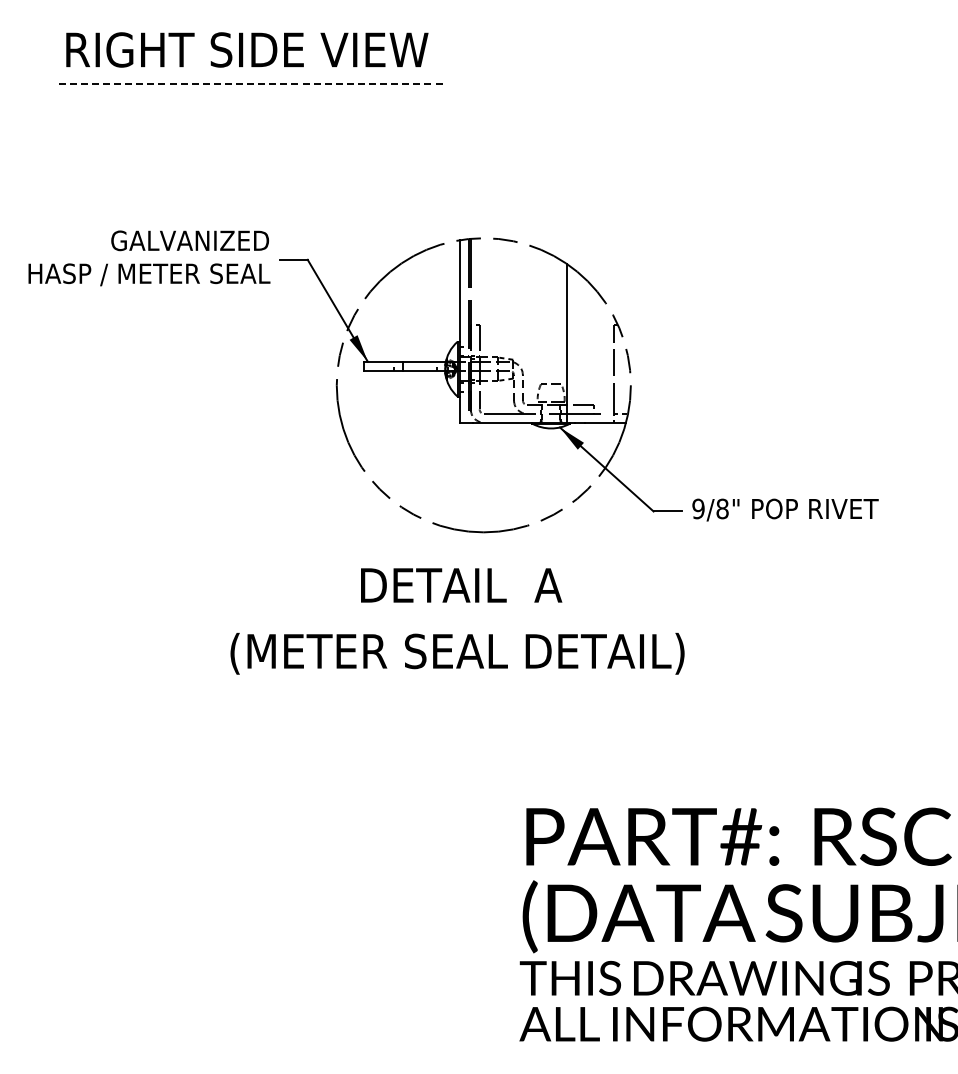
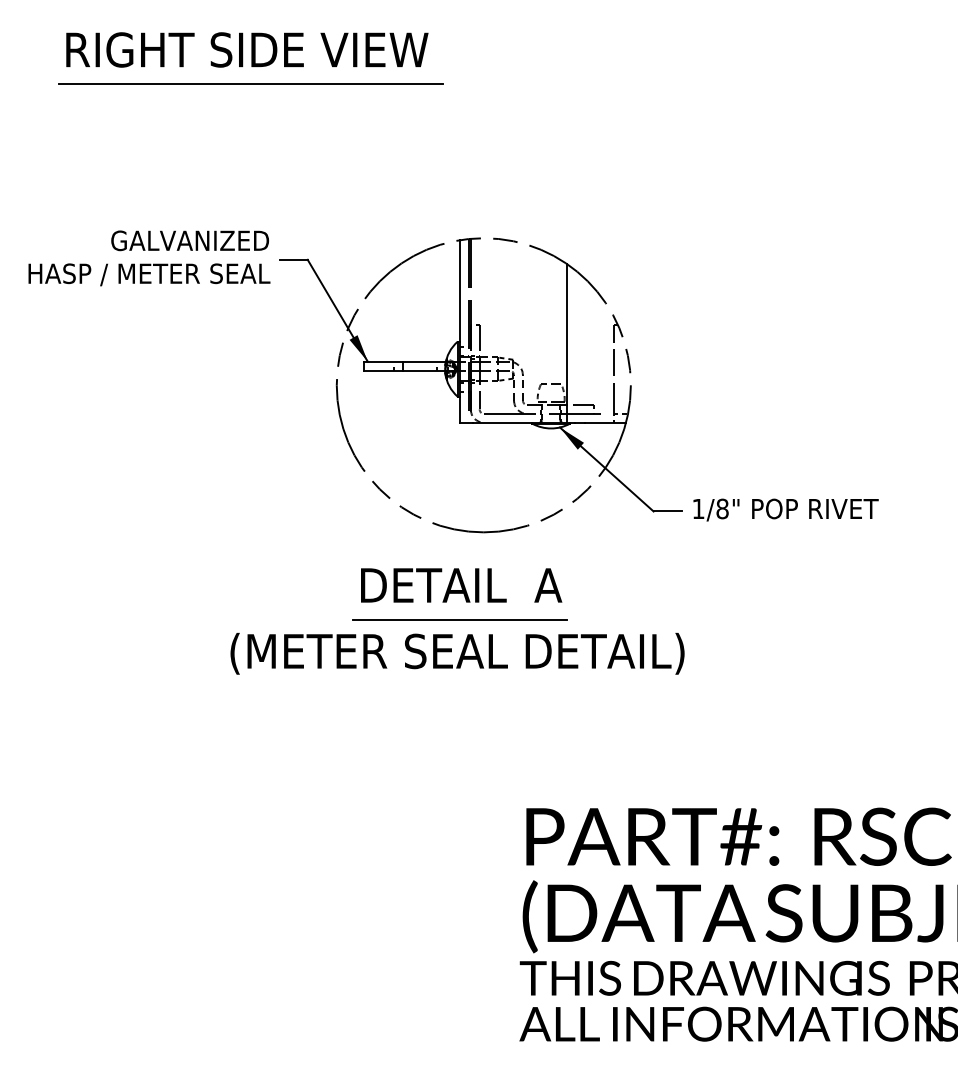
line: dashed -> solid (251, 83)
text: 9/8" -> 1/8" (698, 508)
line: none -> present (459, 619)
